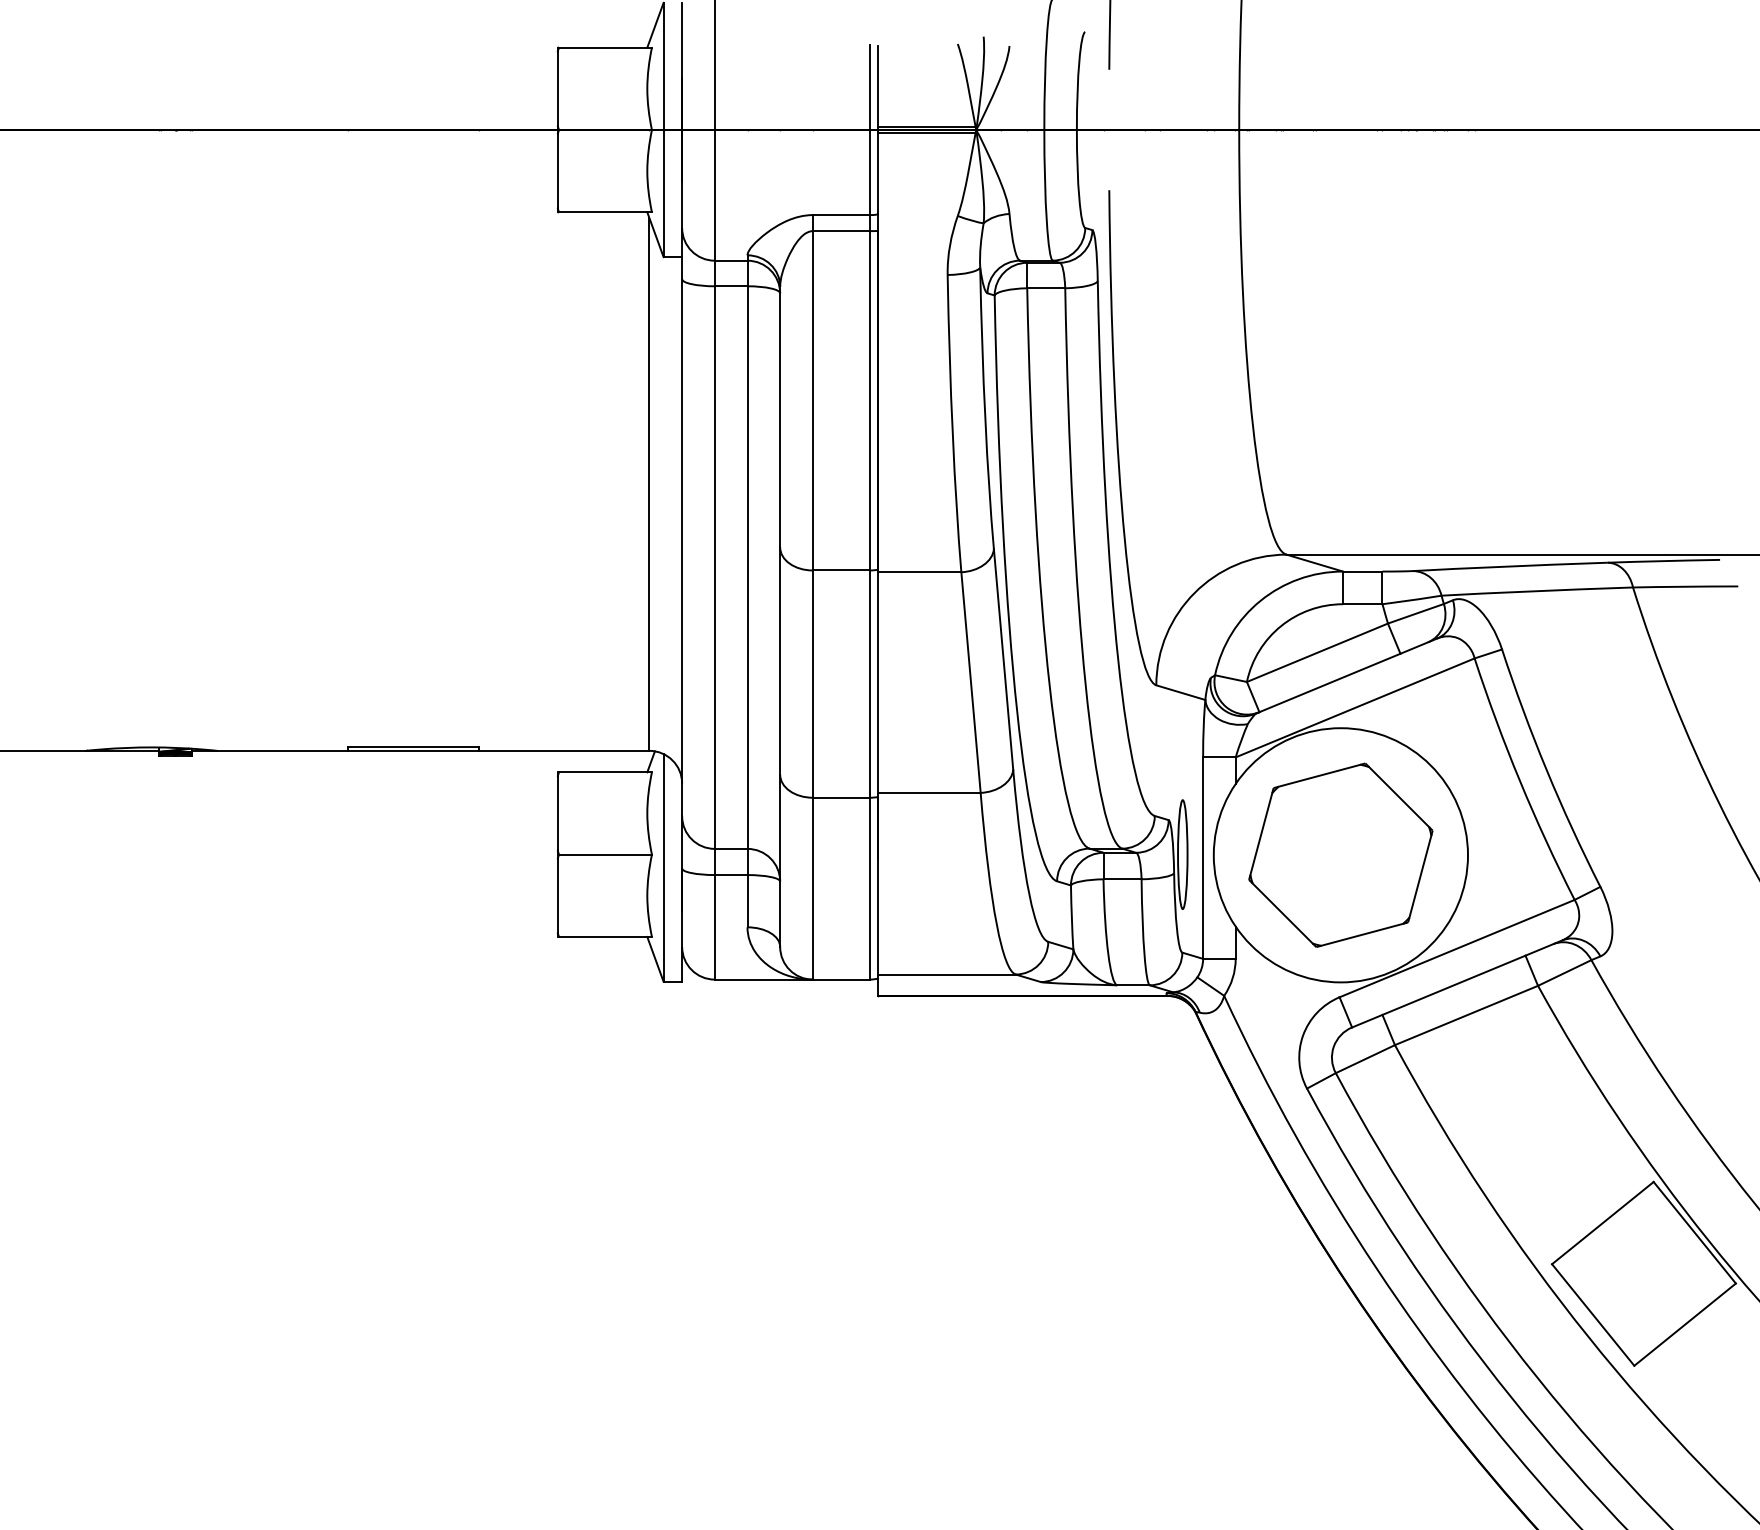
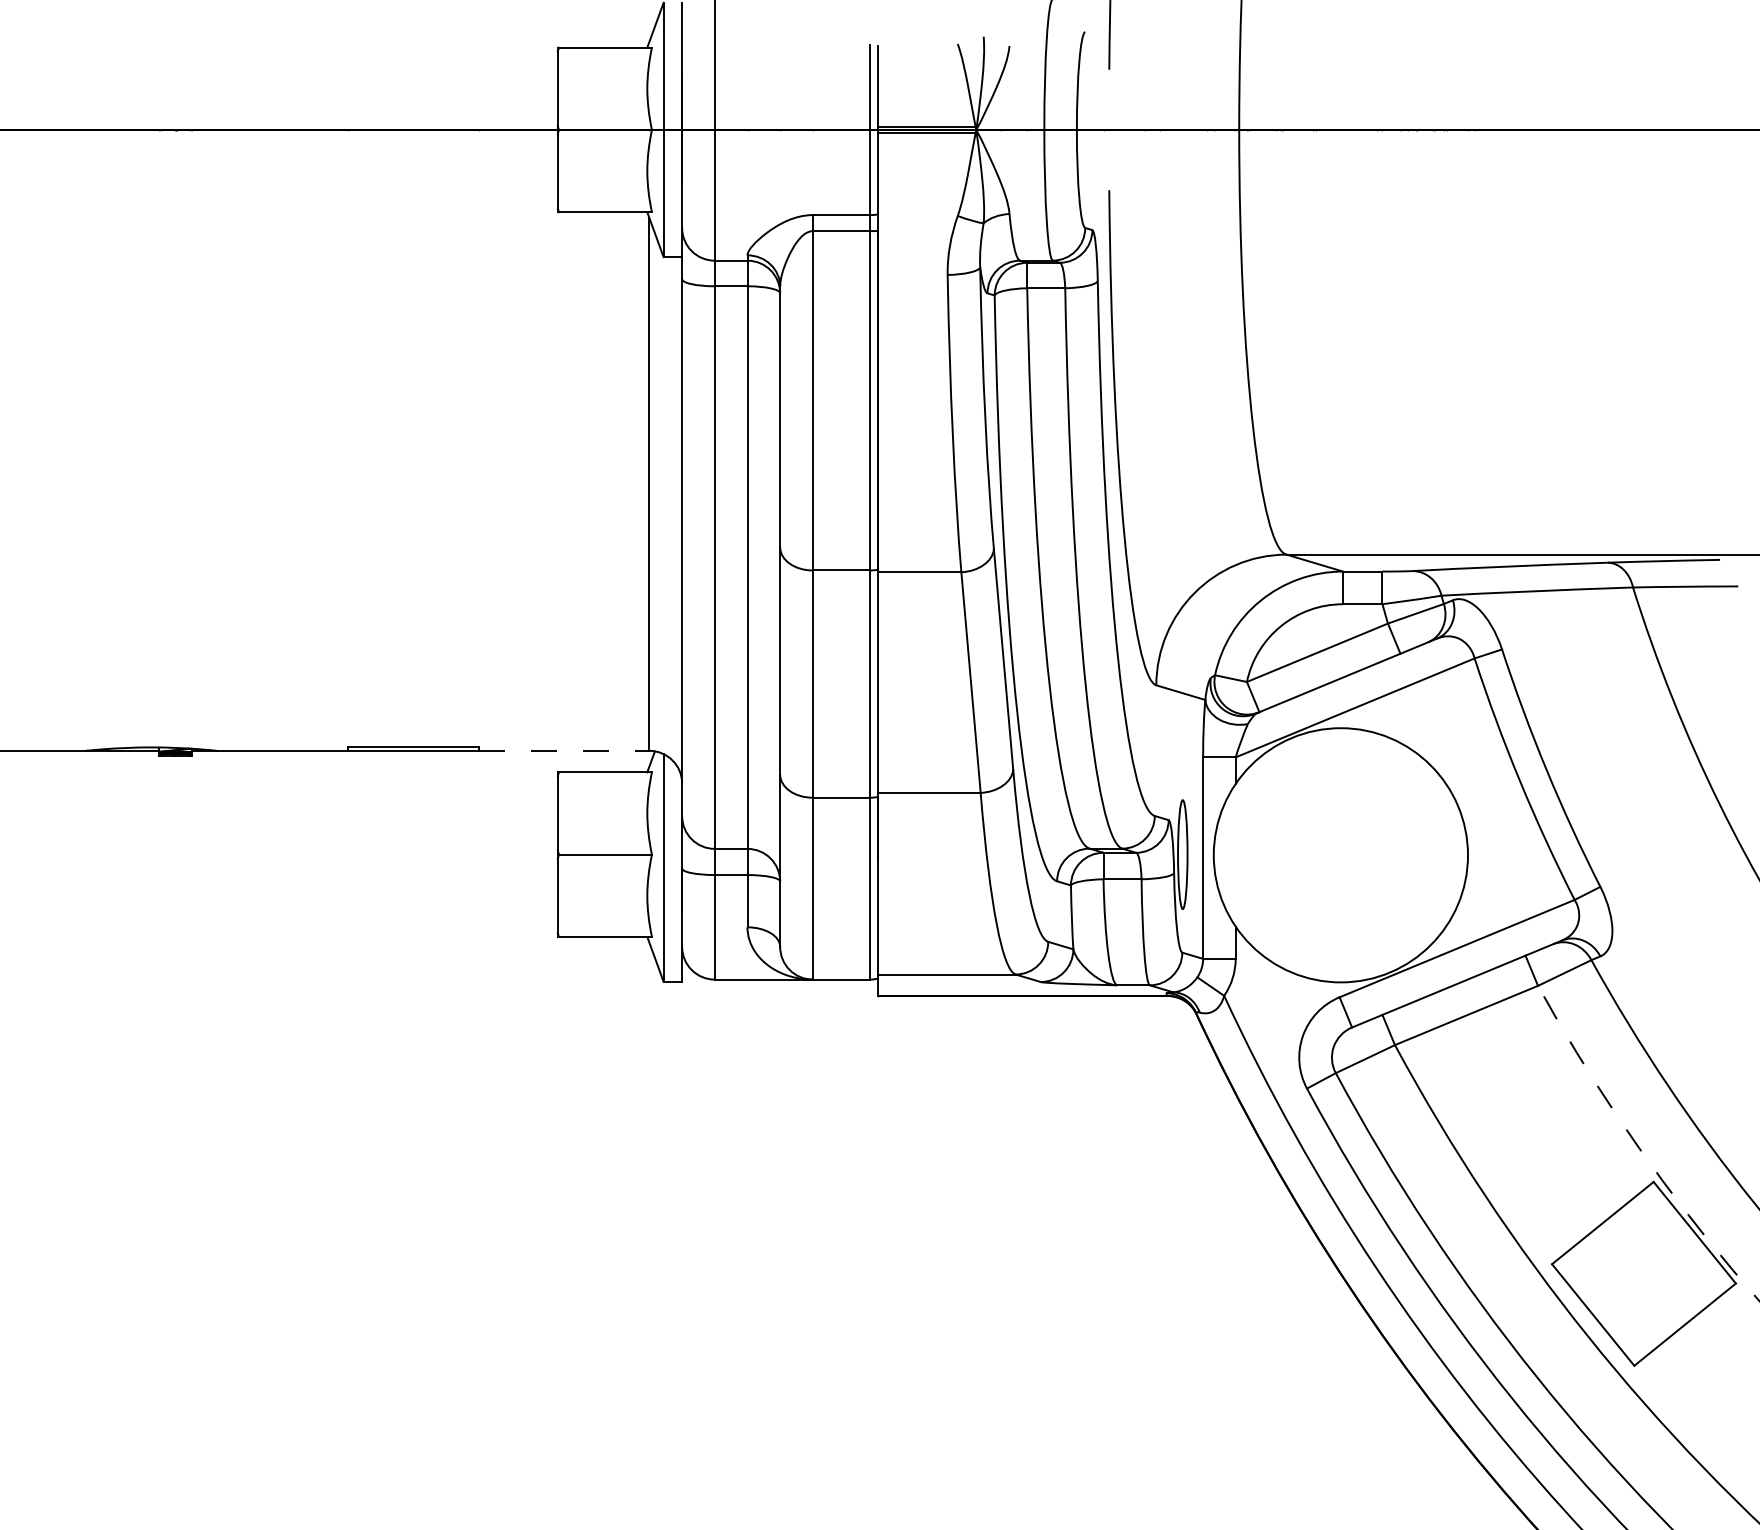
line: solid -> dashed (564, 750)
part: present -> none (1340, 854)
arc: solid -> dashed (1640, 1149)
